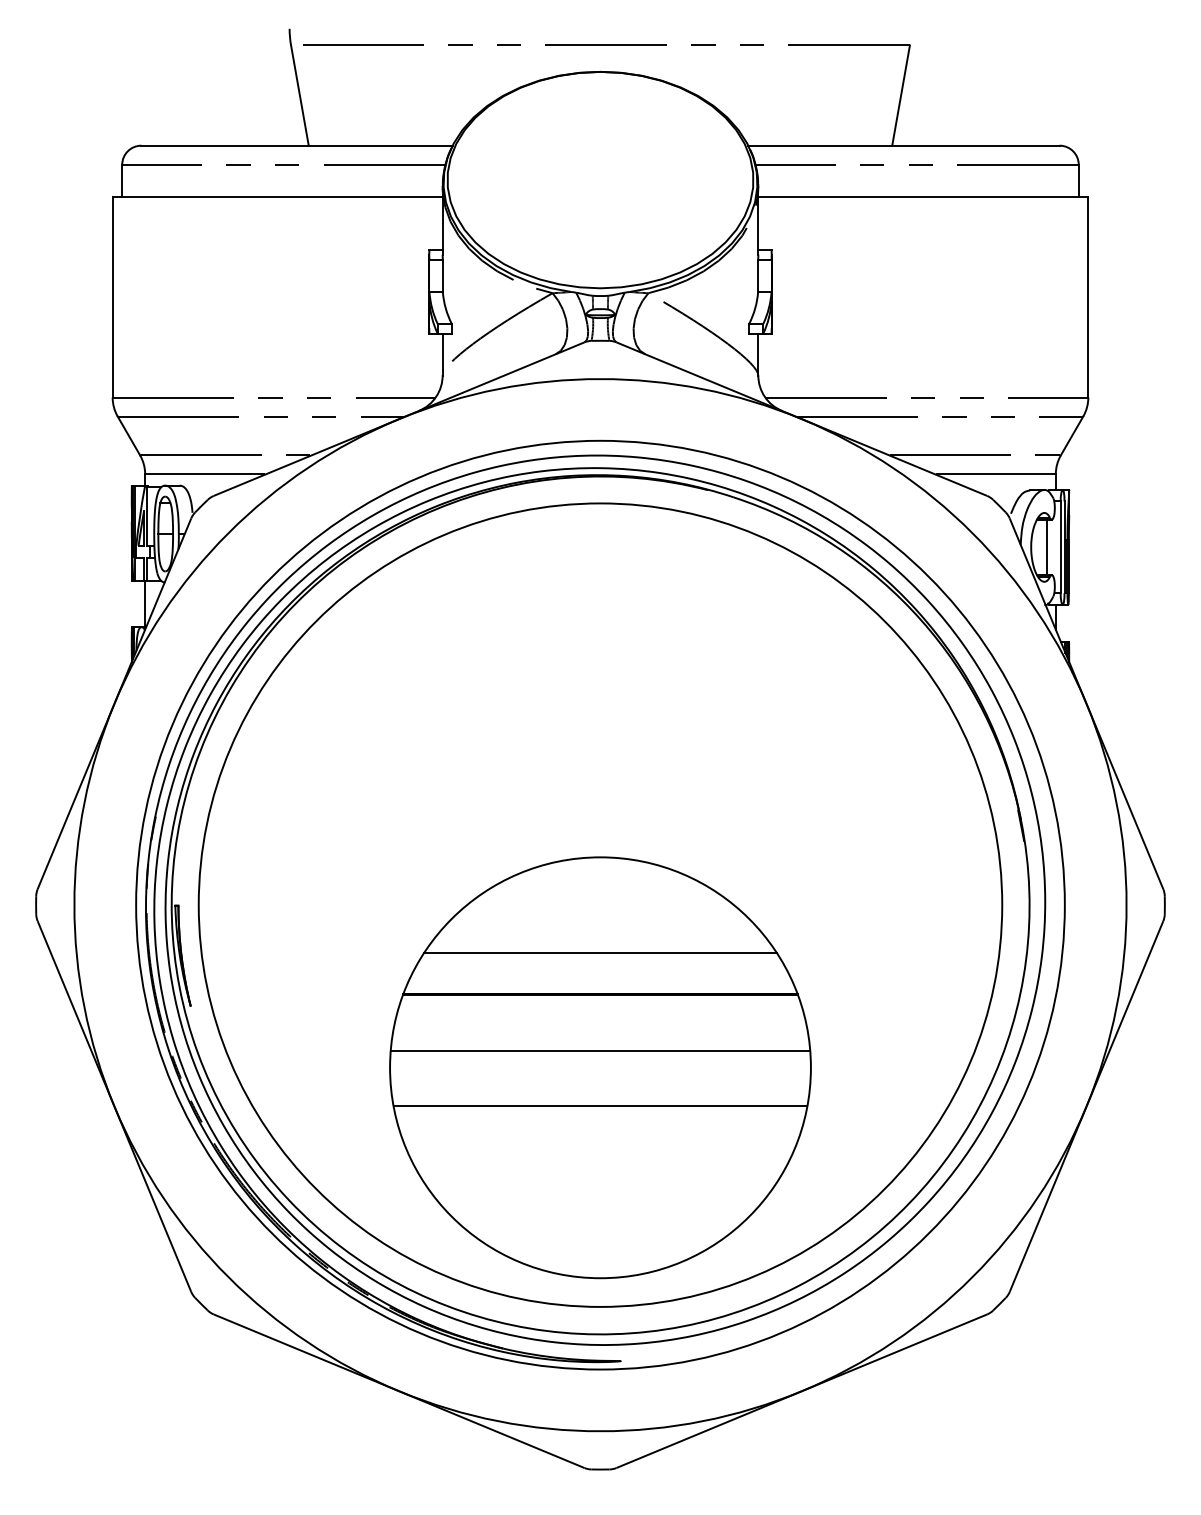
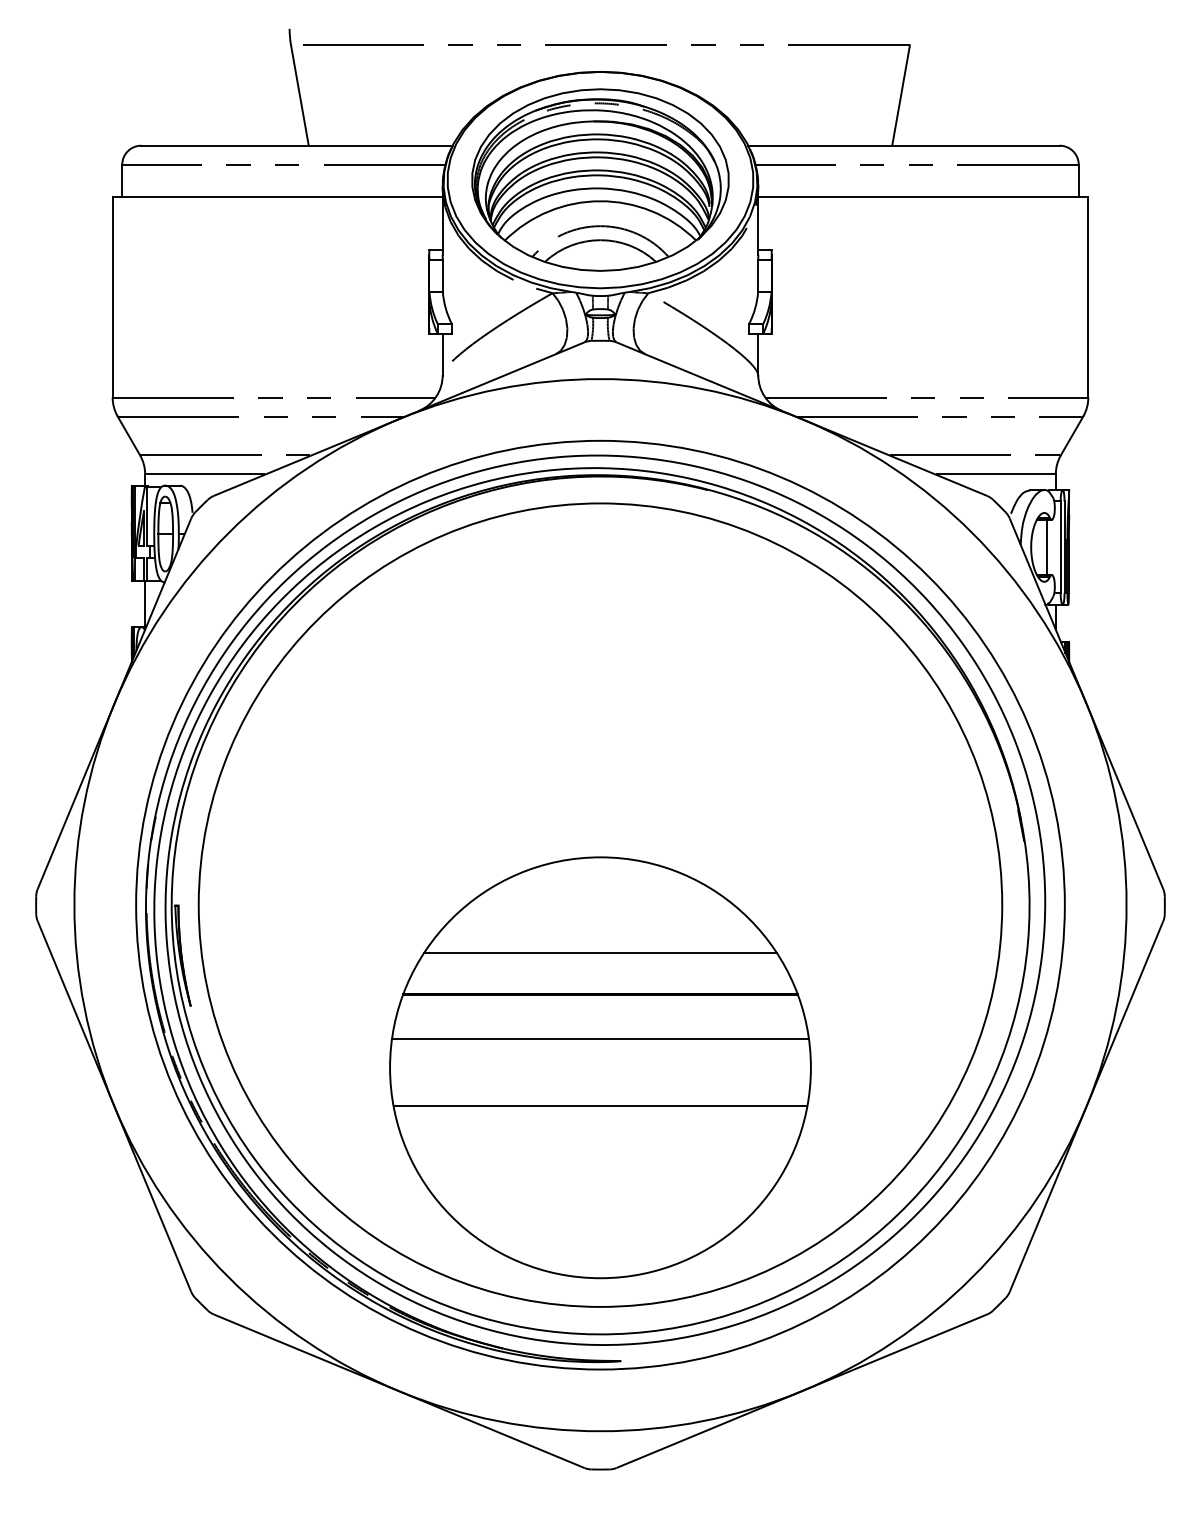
part: none -> present (600, 179)
line position: (600, 1051) -> (600, 1039) (600, 1039)
